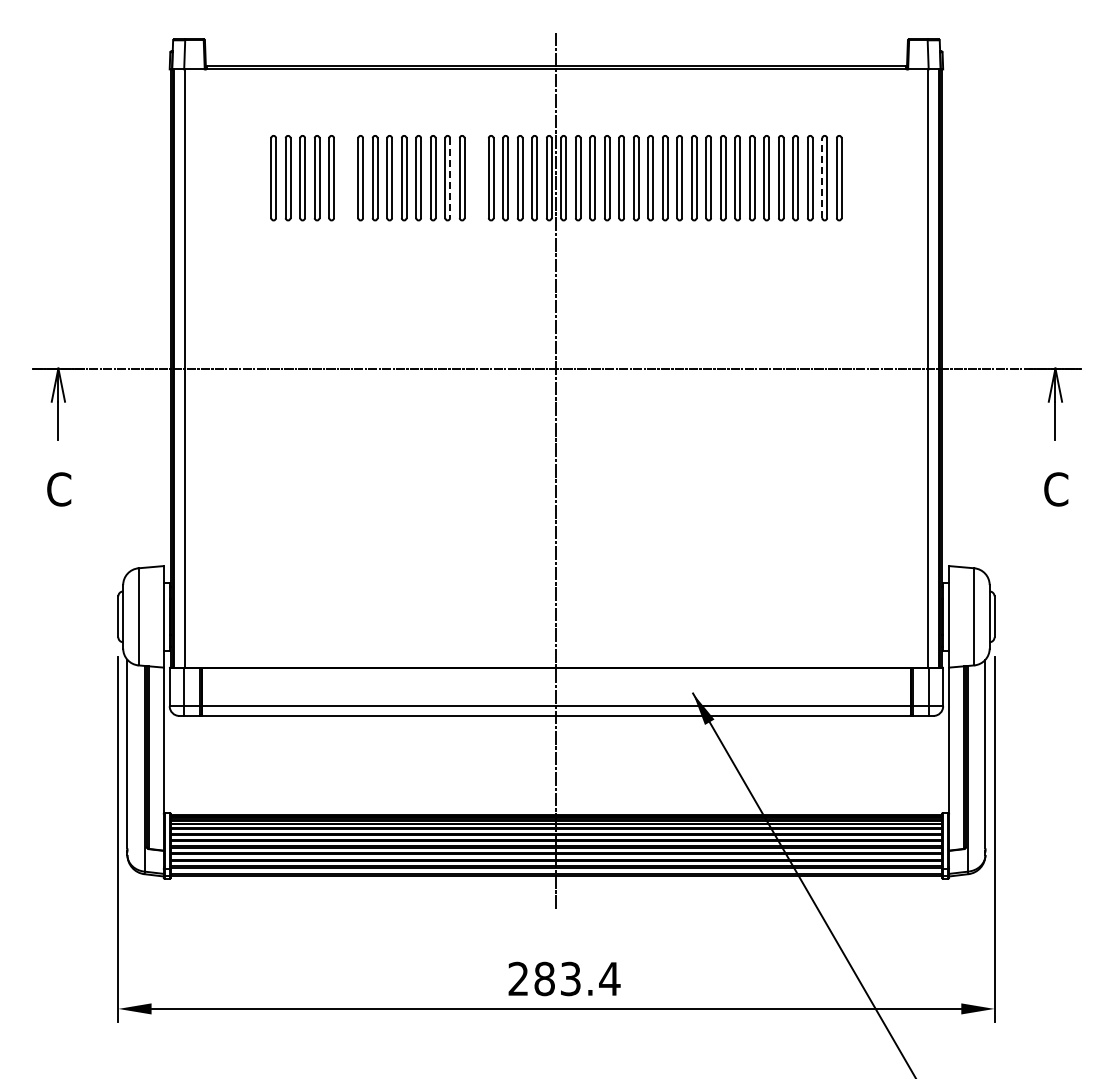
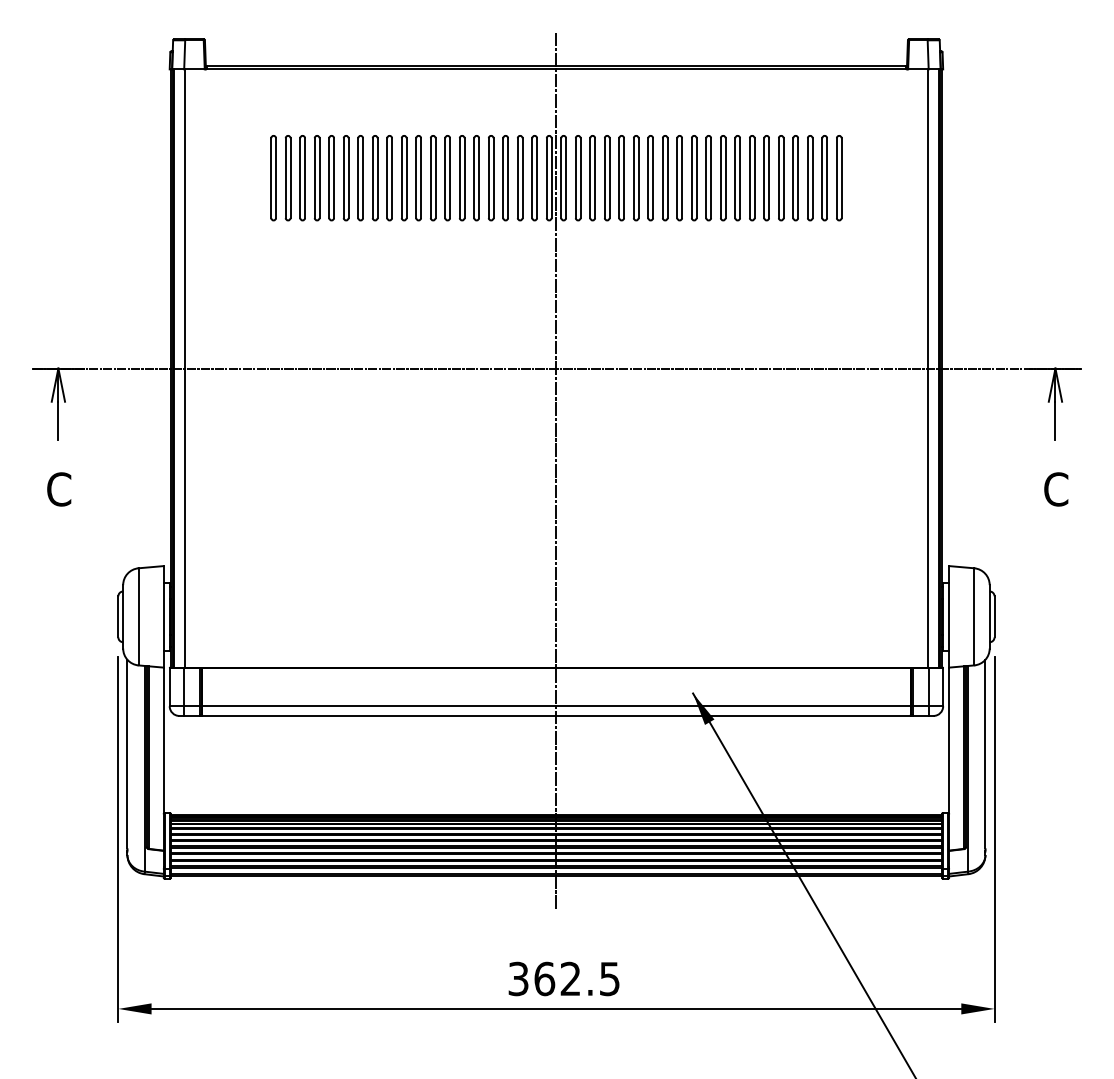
part: none -> present (345, 178)
line: dashed -> solid (450, 178)
part: none -> present (476, 178)
line: dashed -> solid (822, 178)
text: 283.4 -> 362.5 (564, 978)
